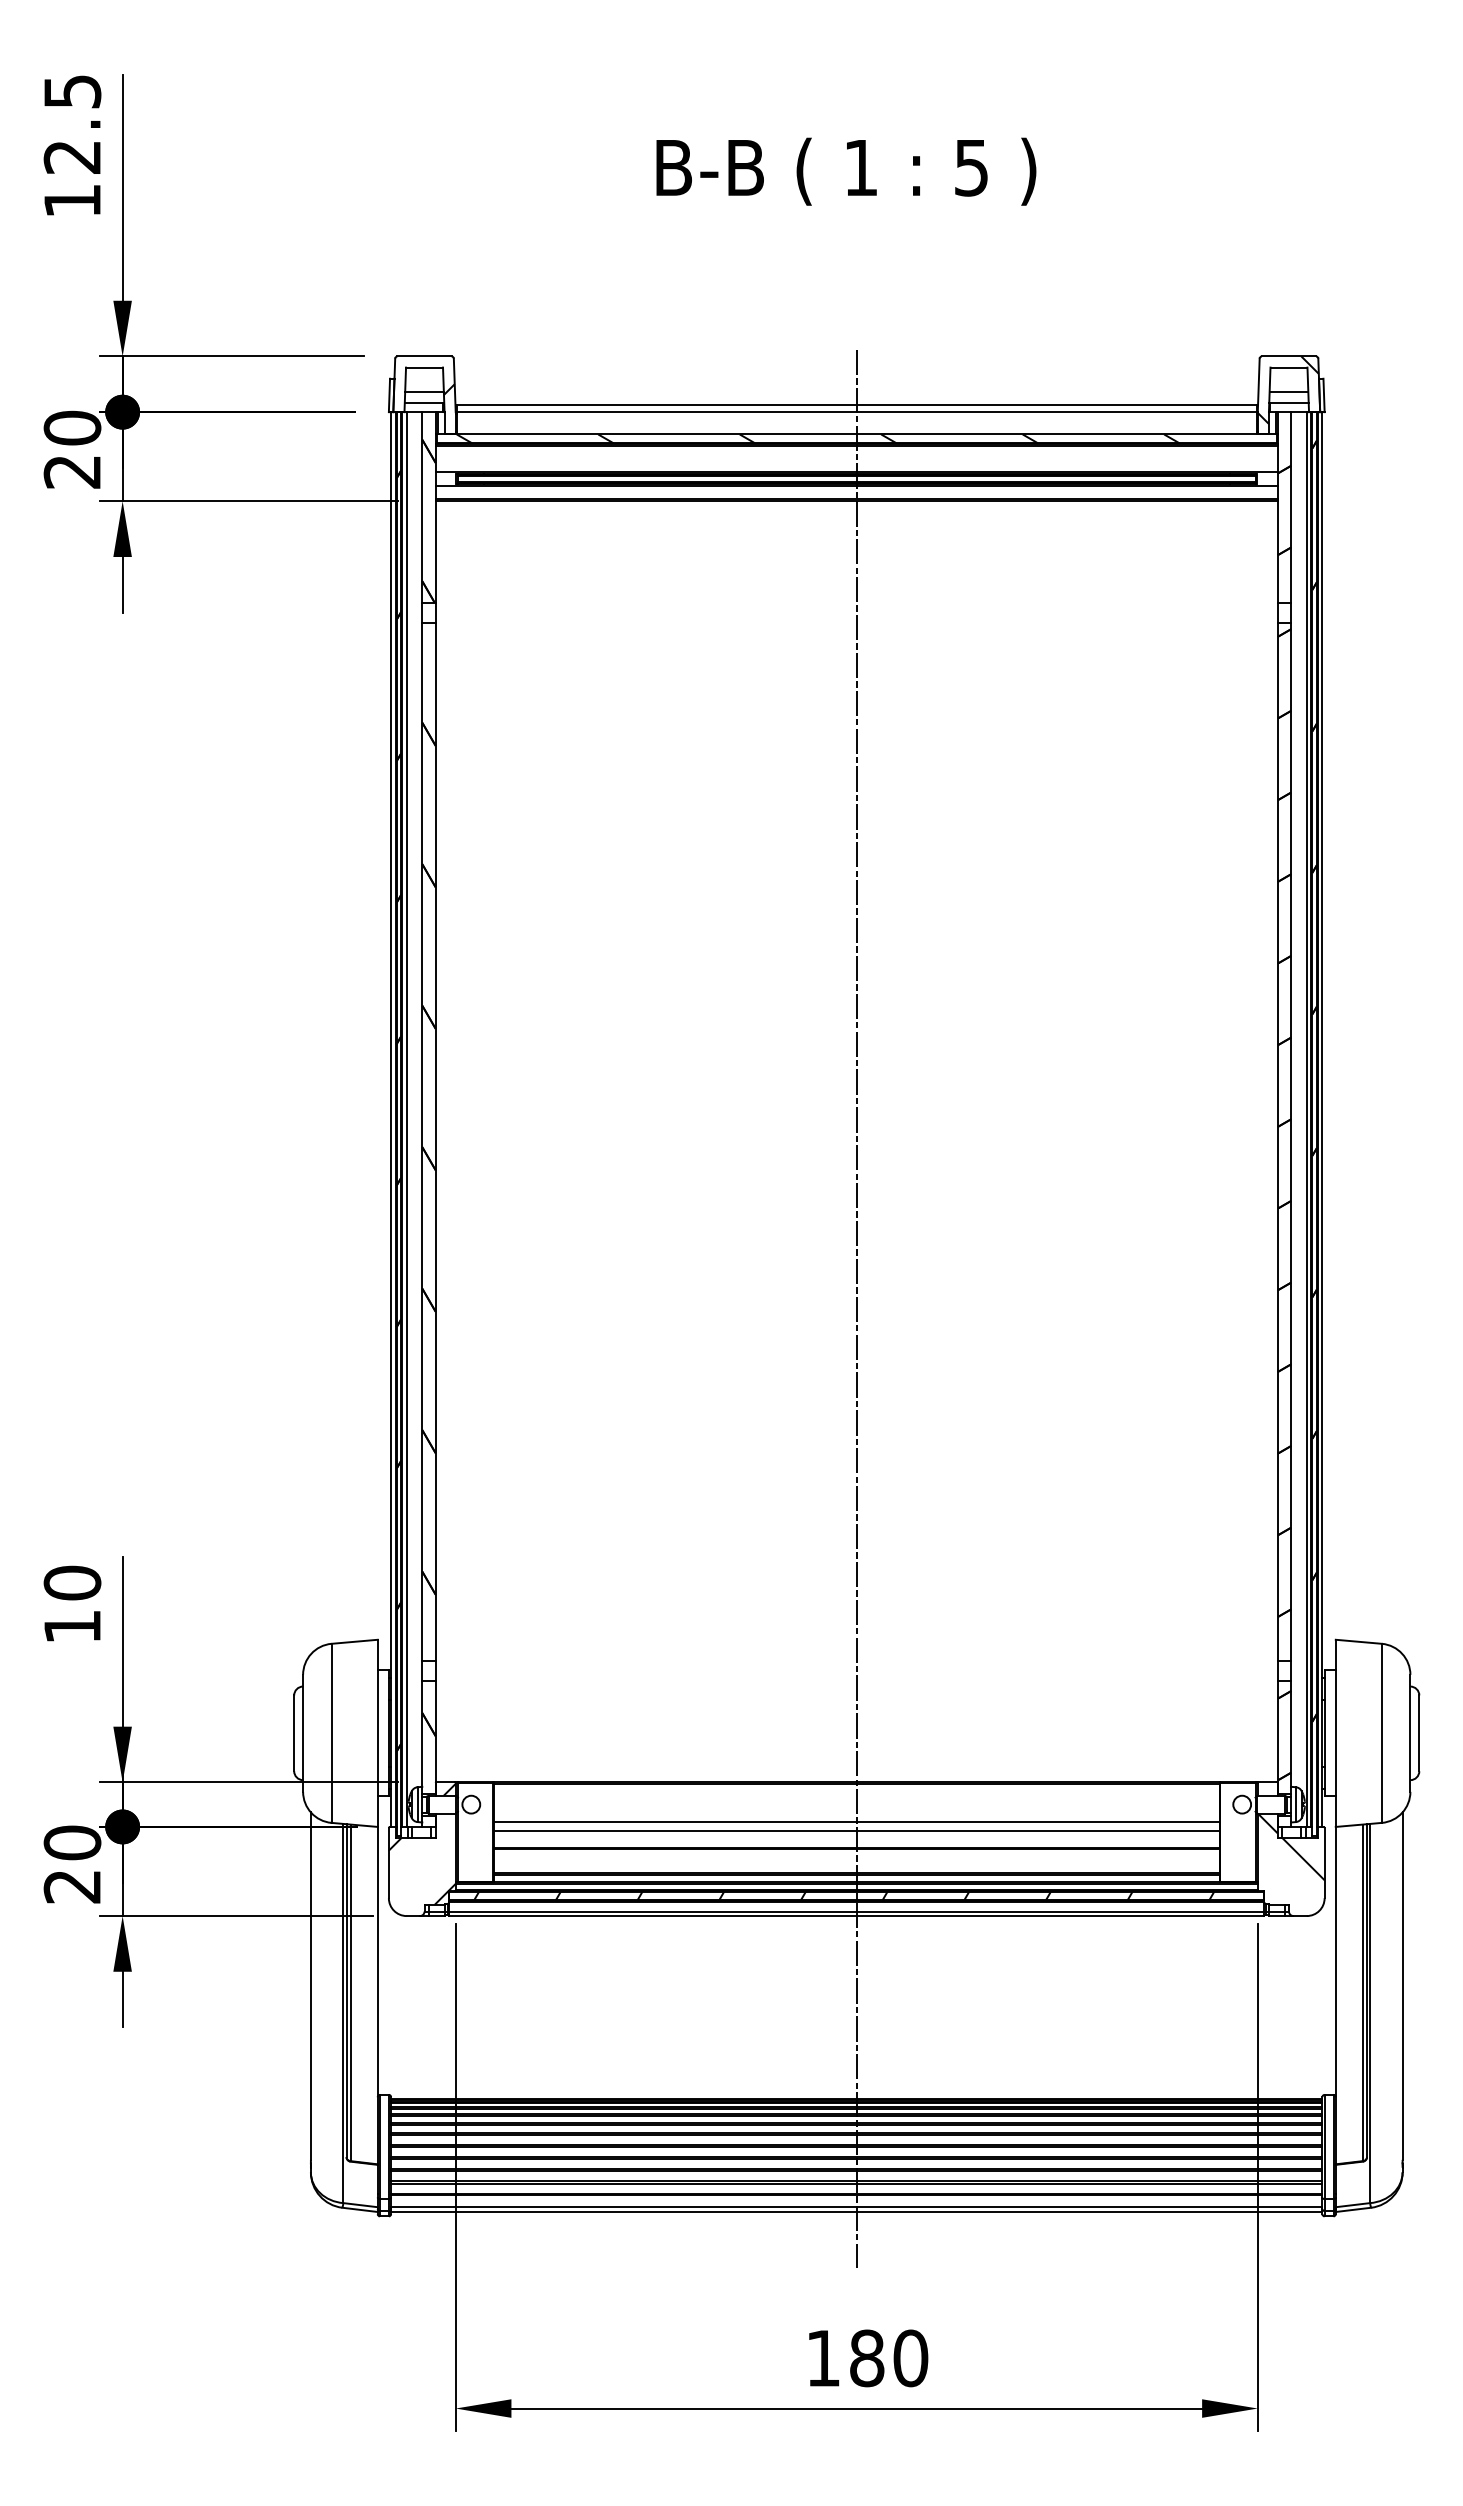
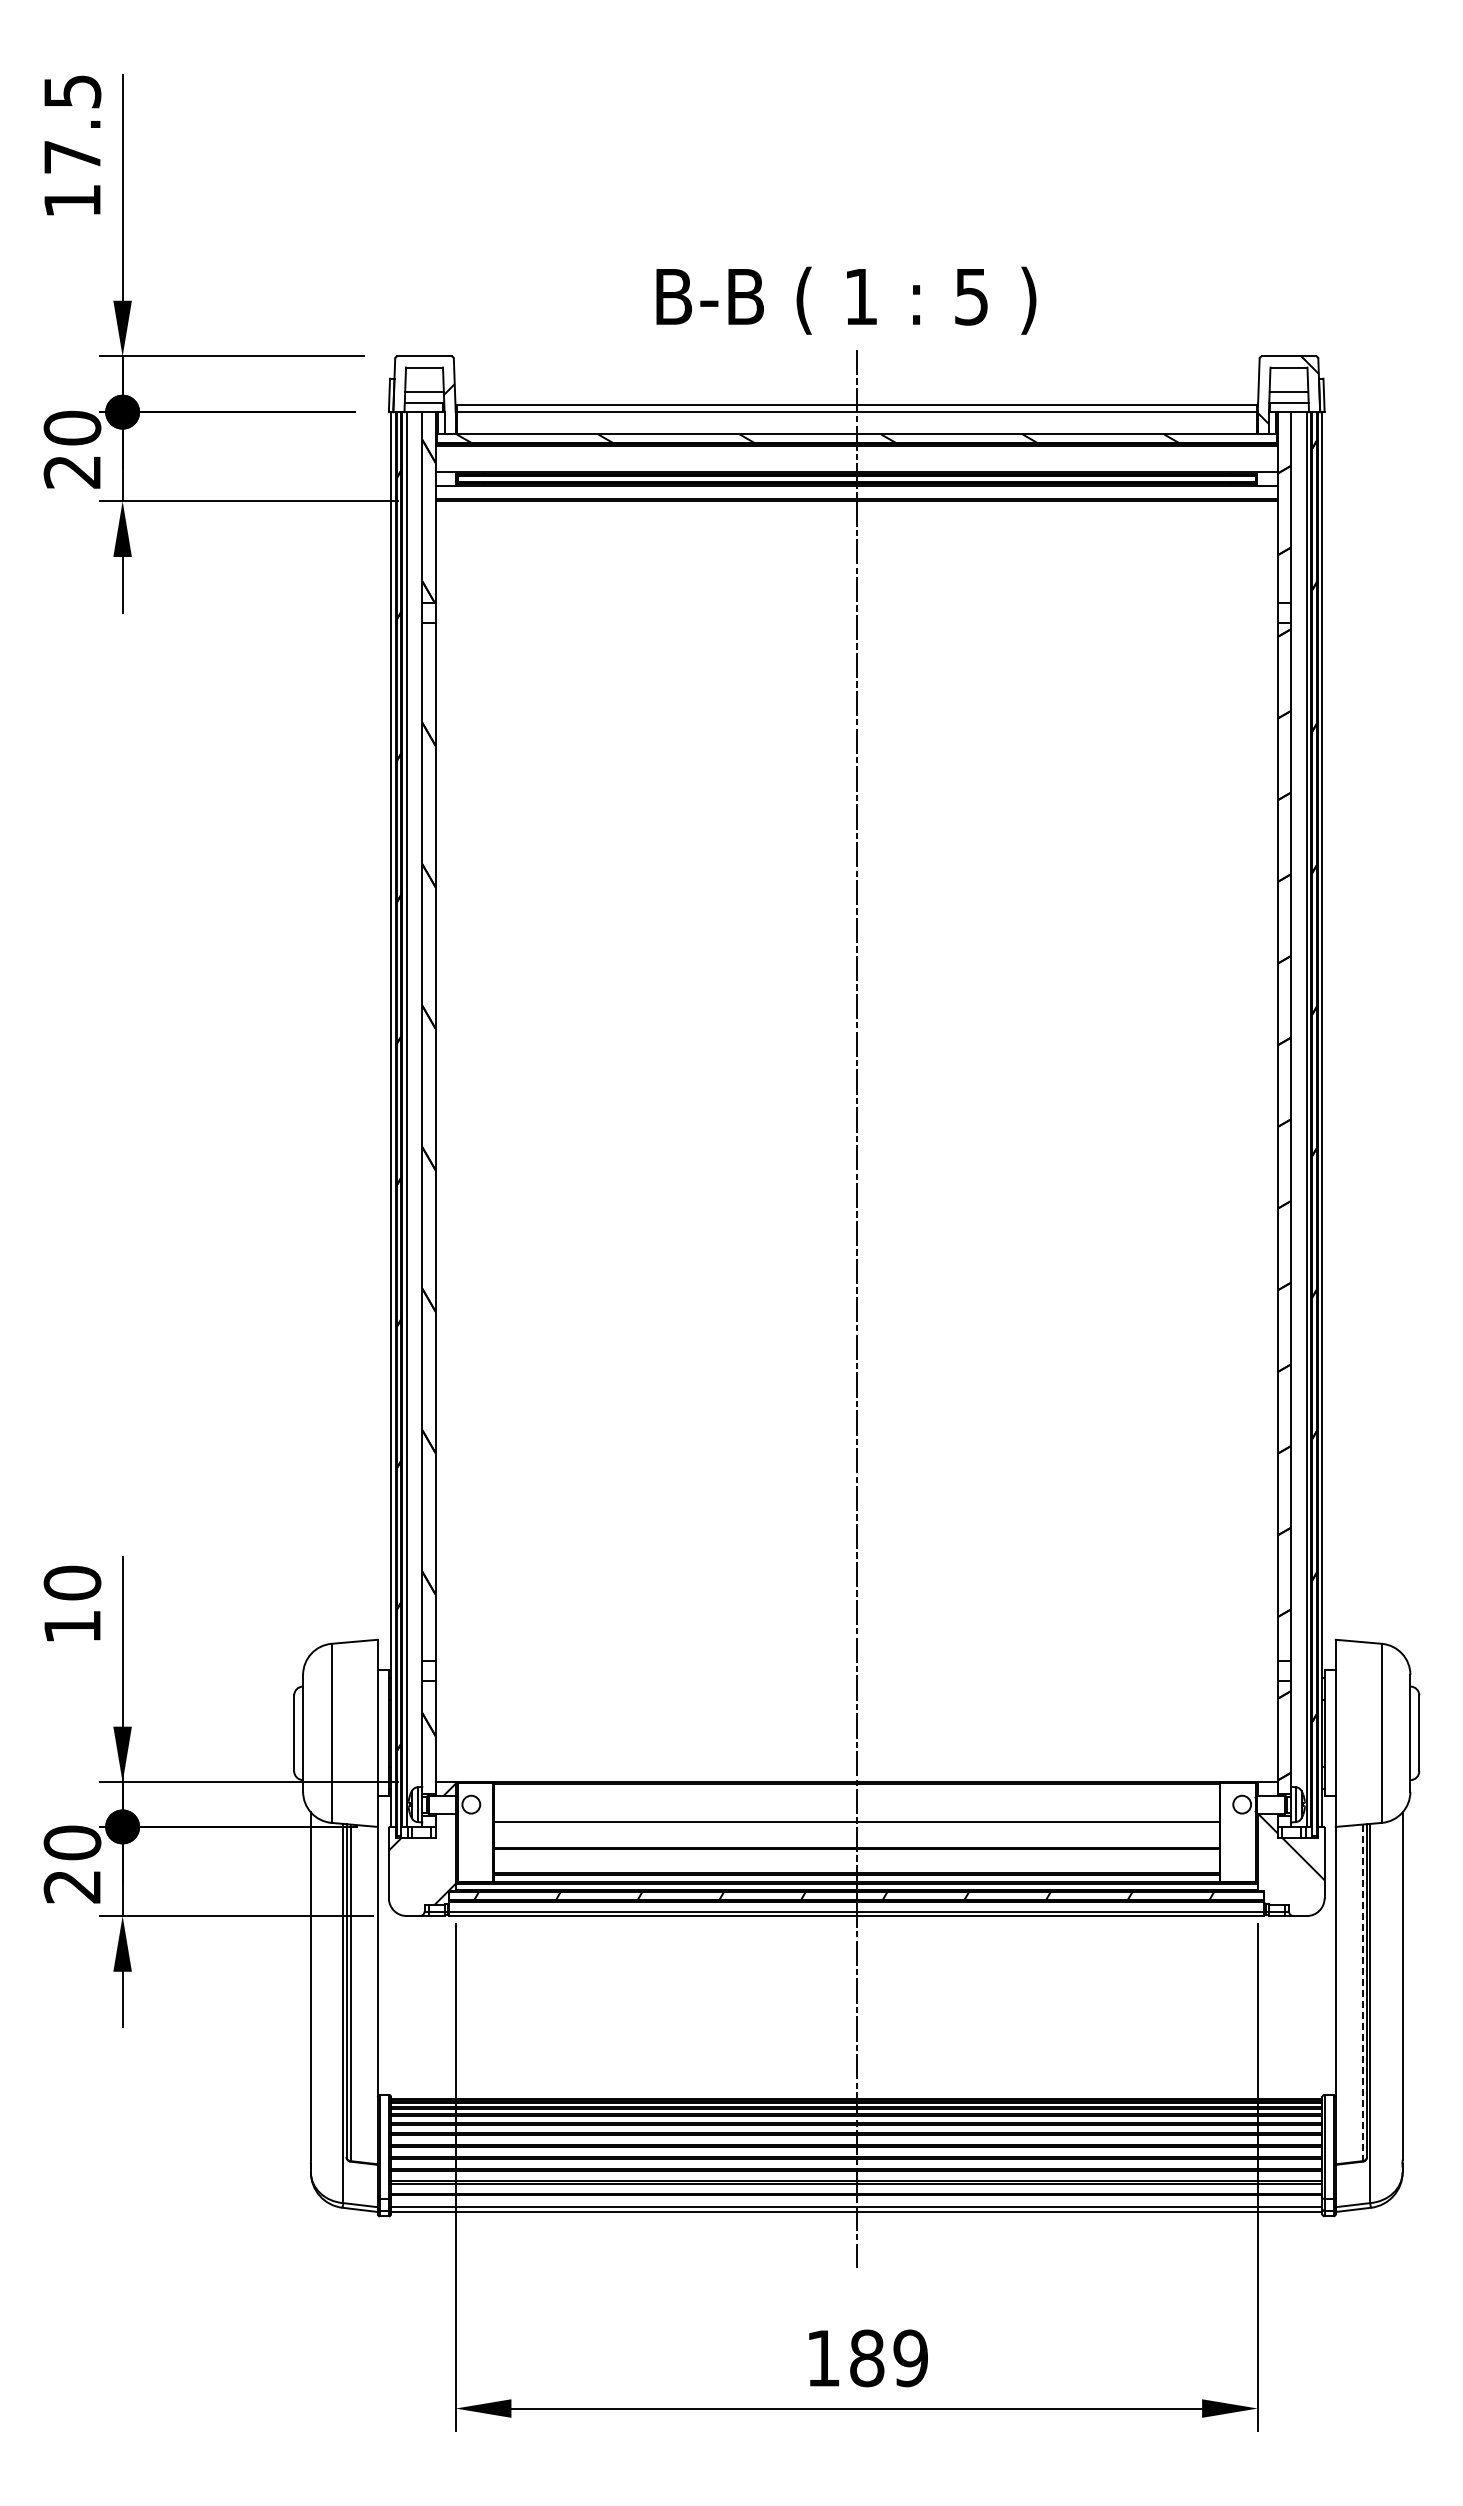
text: 12.5 -> 17.5 (71, 157)
text position: (846, 171) -> (846, 300) (846, 300)
line: present -> none (856, 1831)
line: solid -> dashed (1362, 1993)
text: 180 -> 189 (910, 2358)
